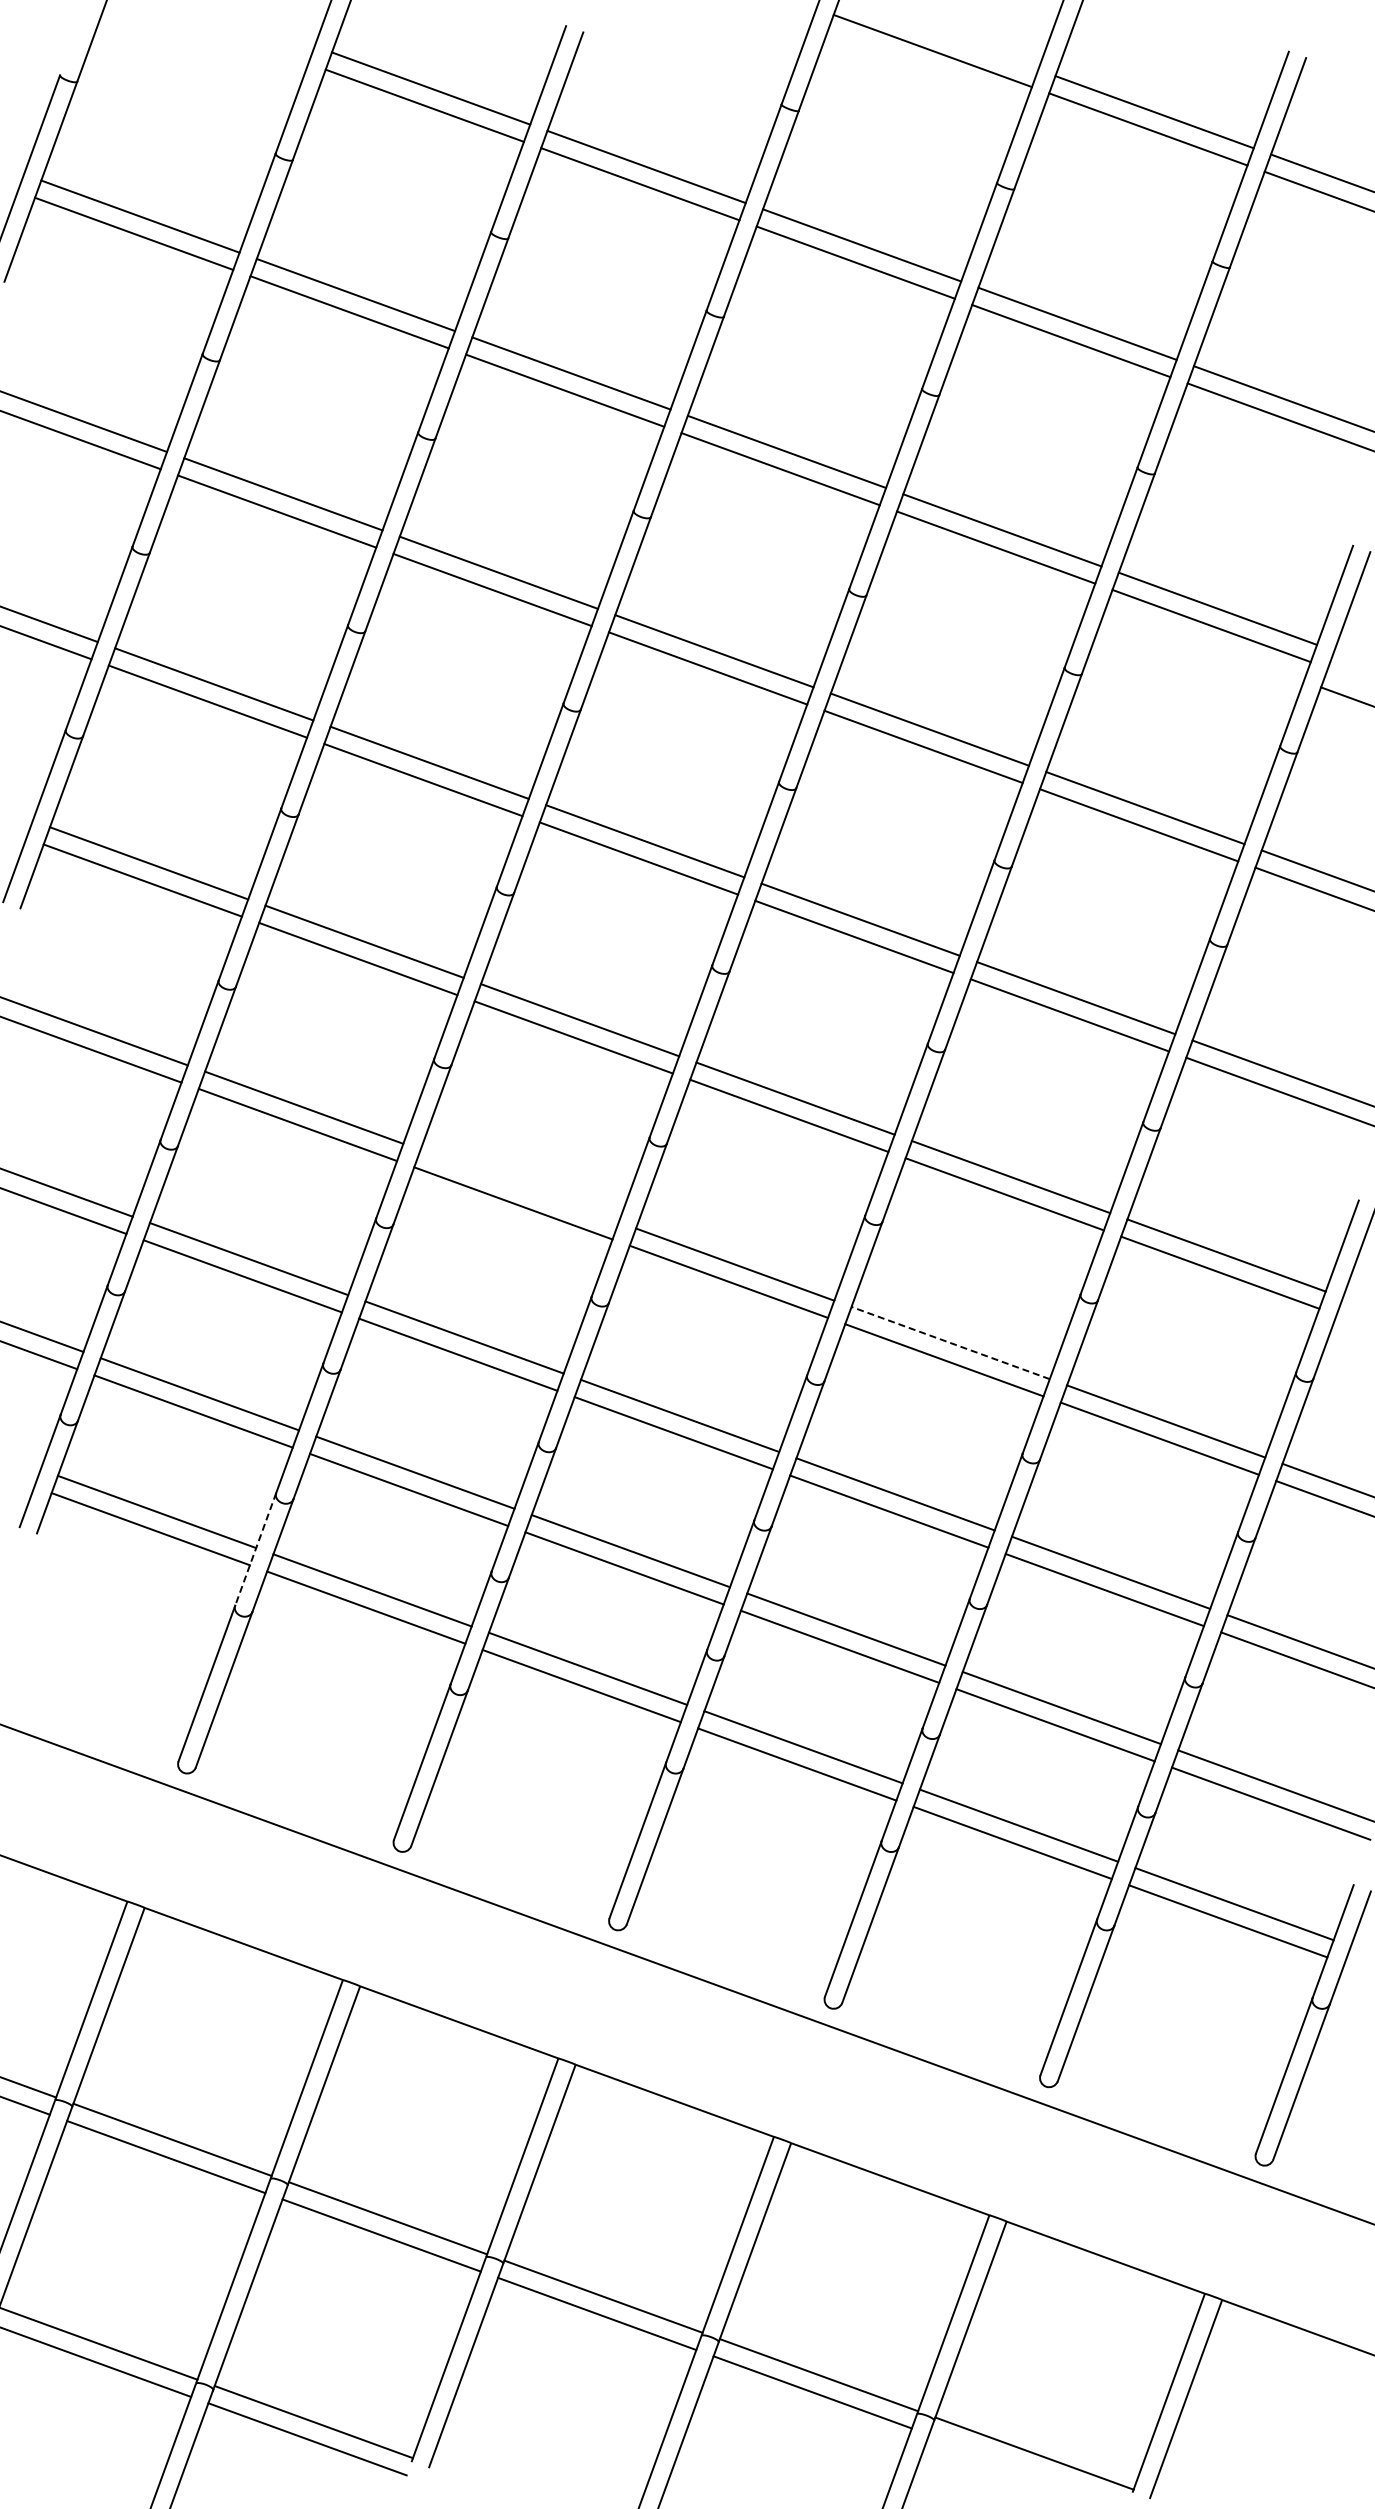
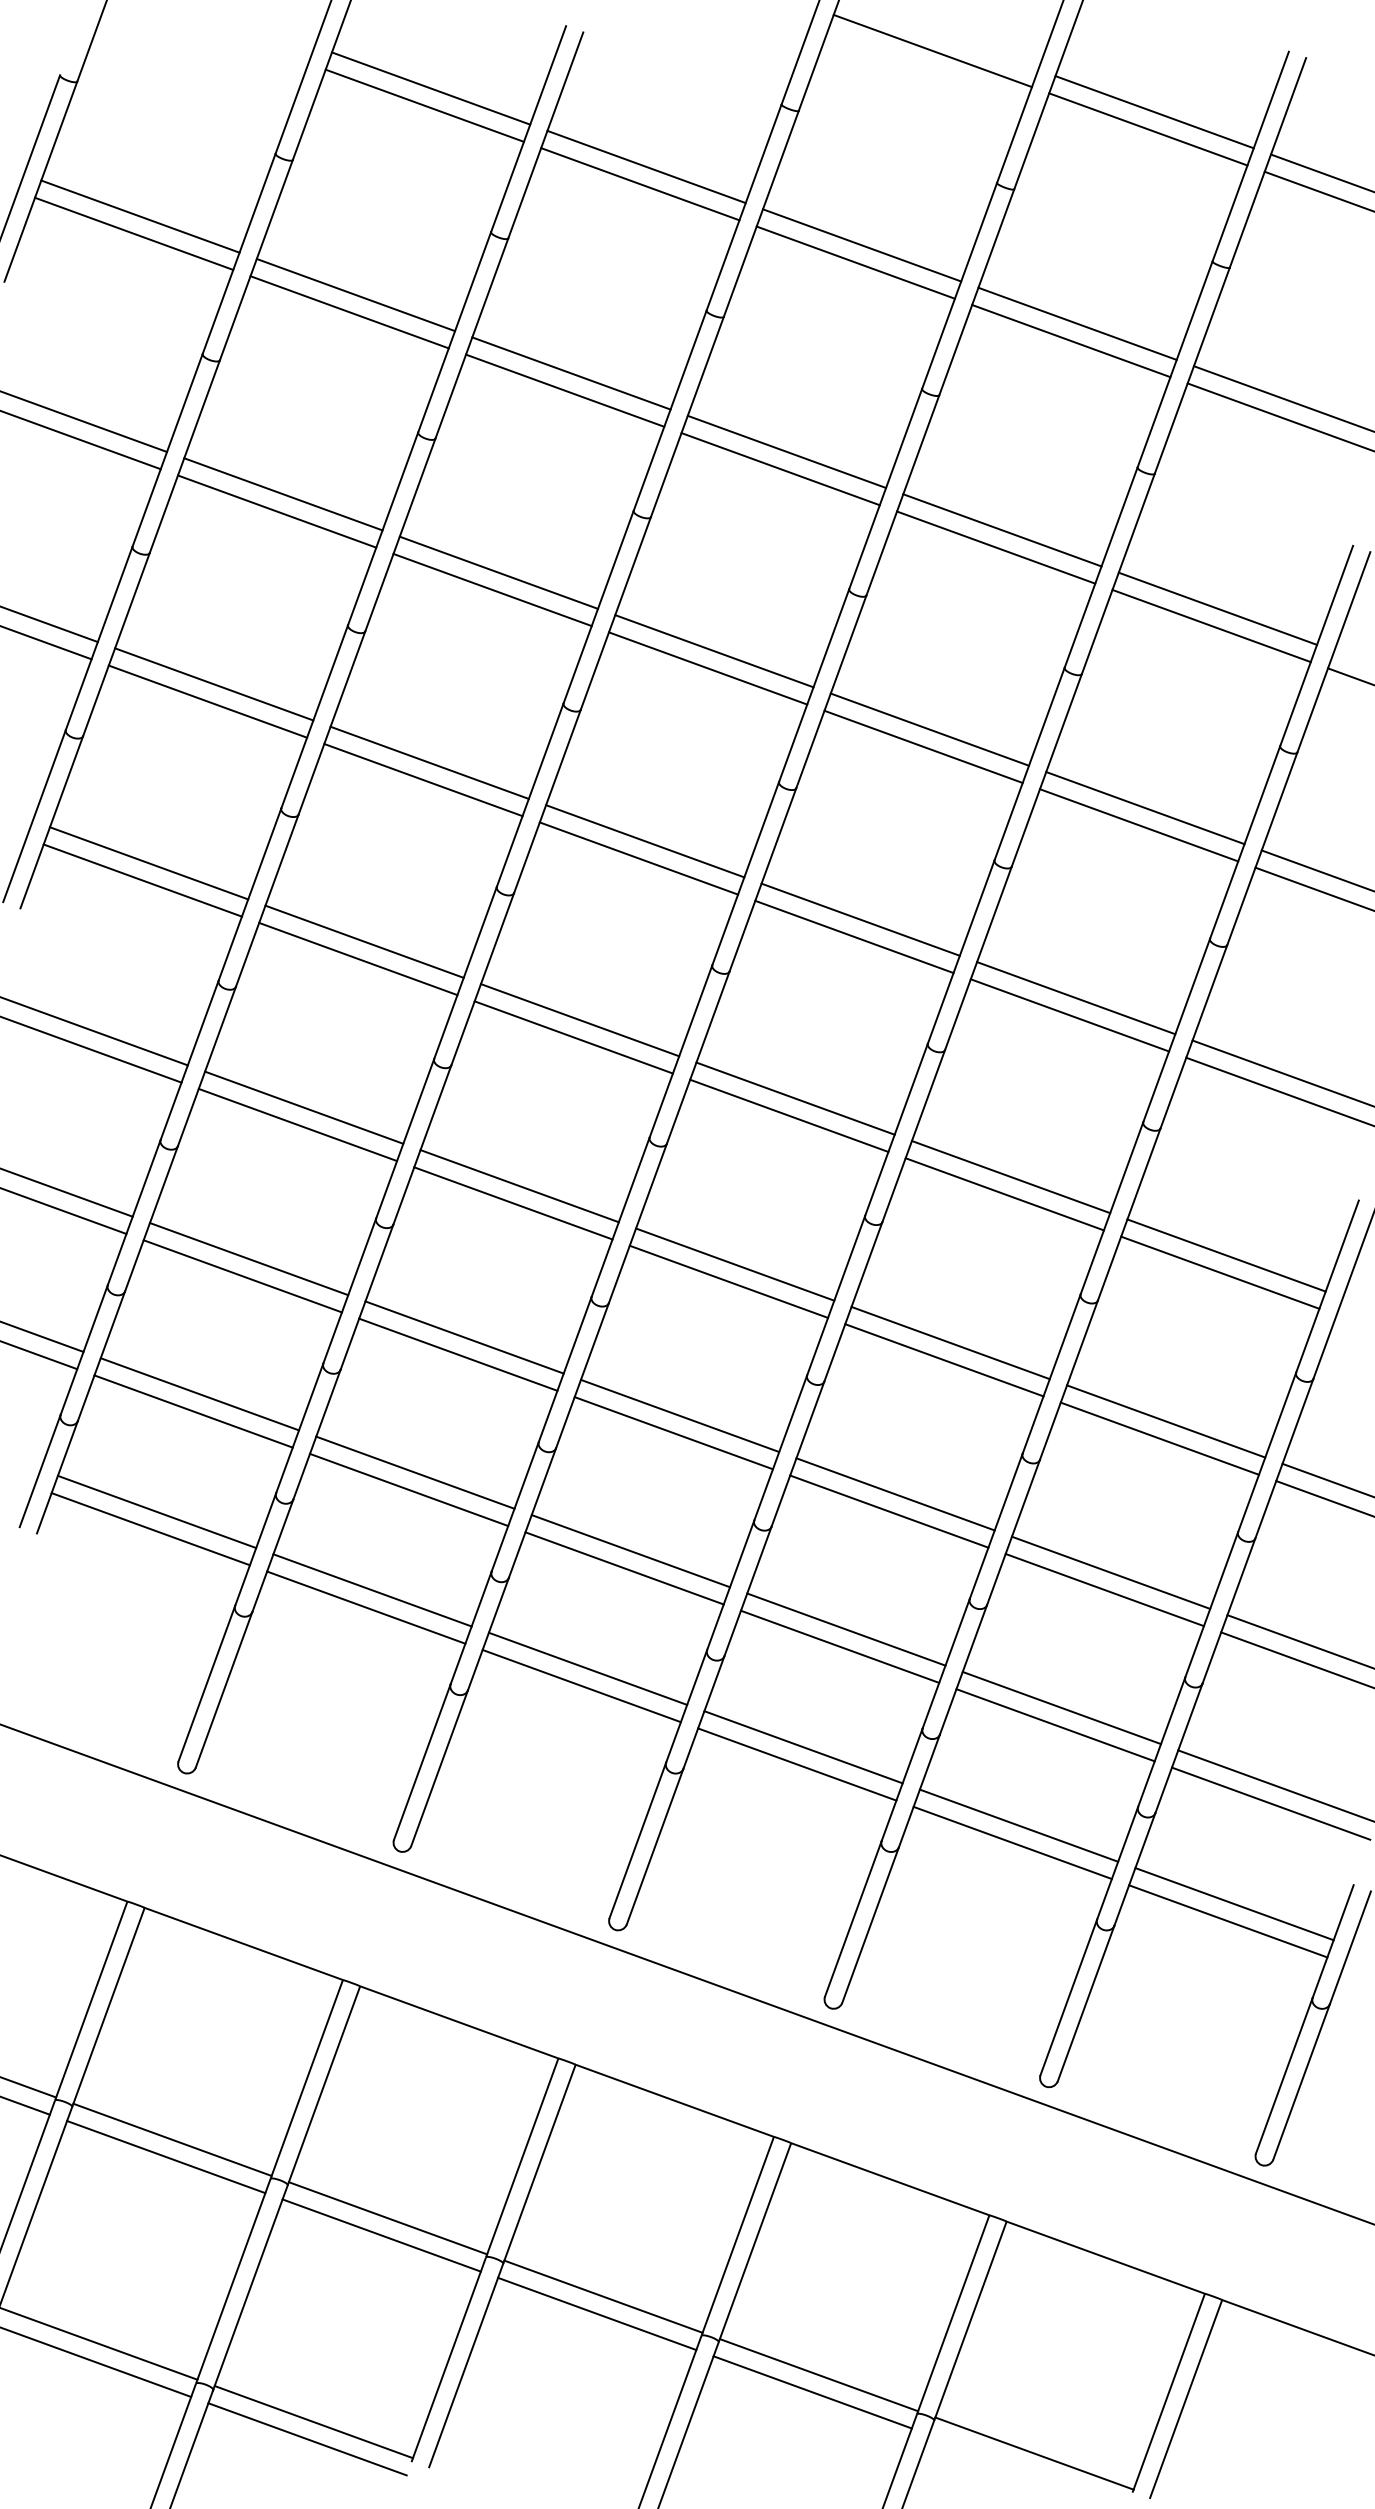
line position: (1346, 696) -> (1349, 676) (1349, 676)
line: none -> present (519, 1186)
line: dashed -> solid (950, 1342)
line: dashed -> solid (255, 1549)
